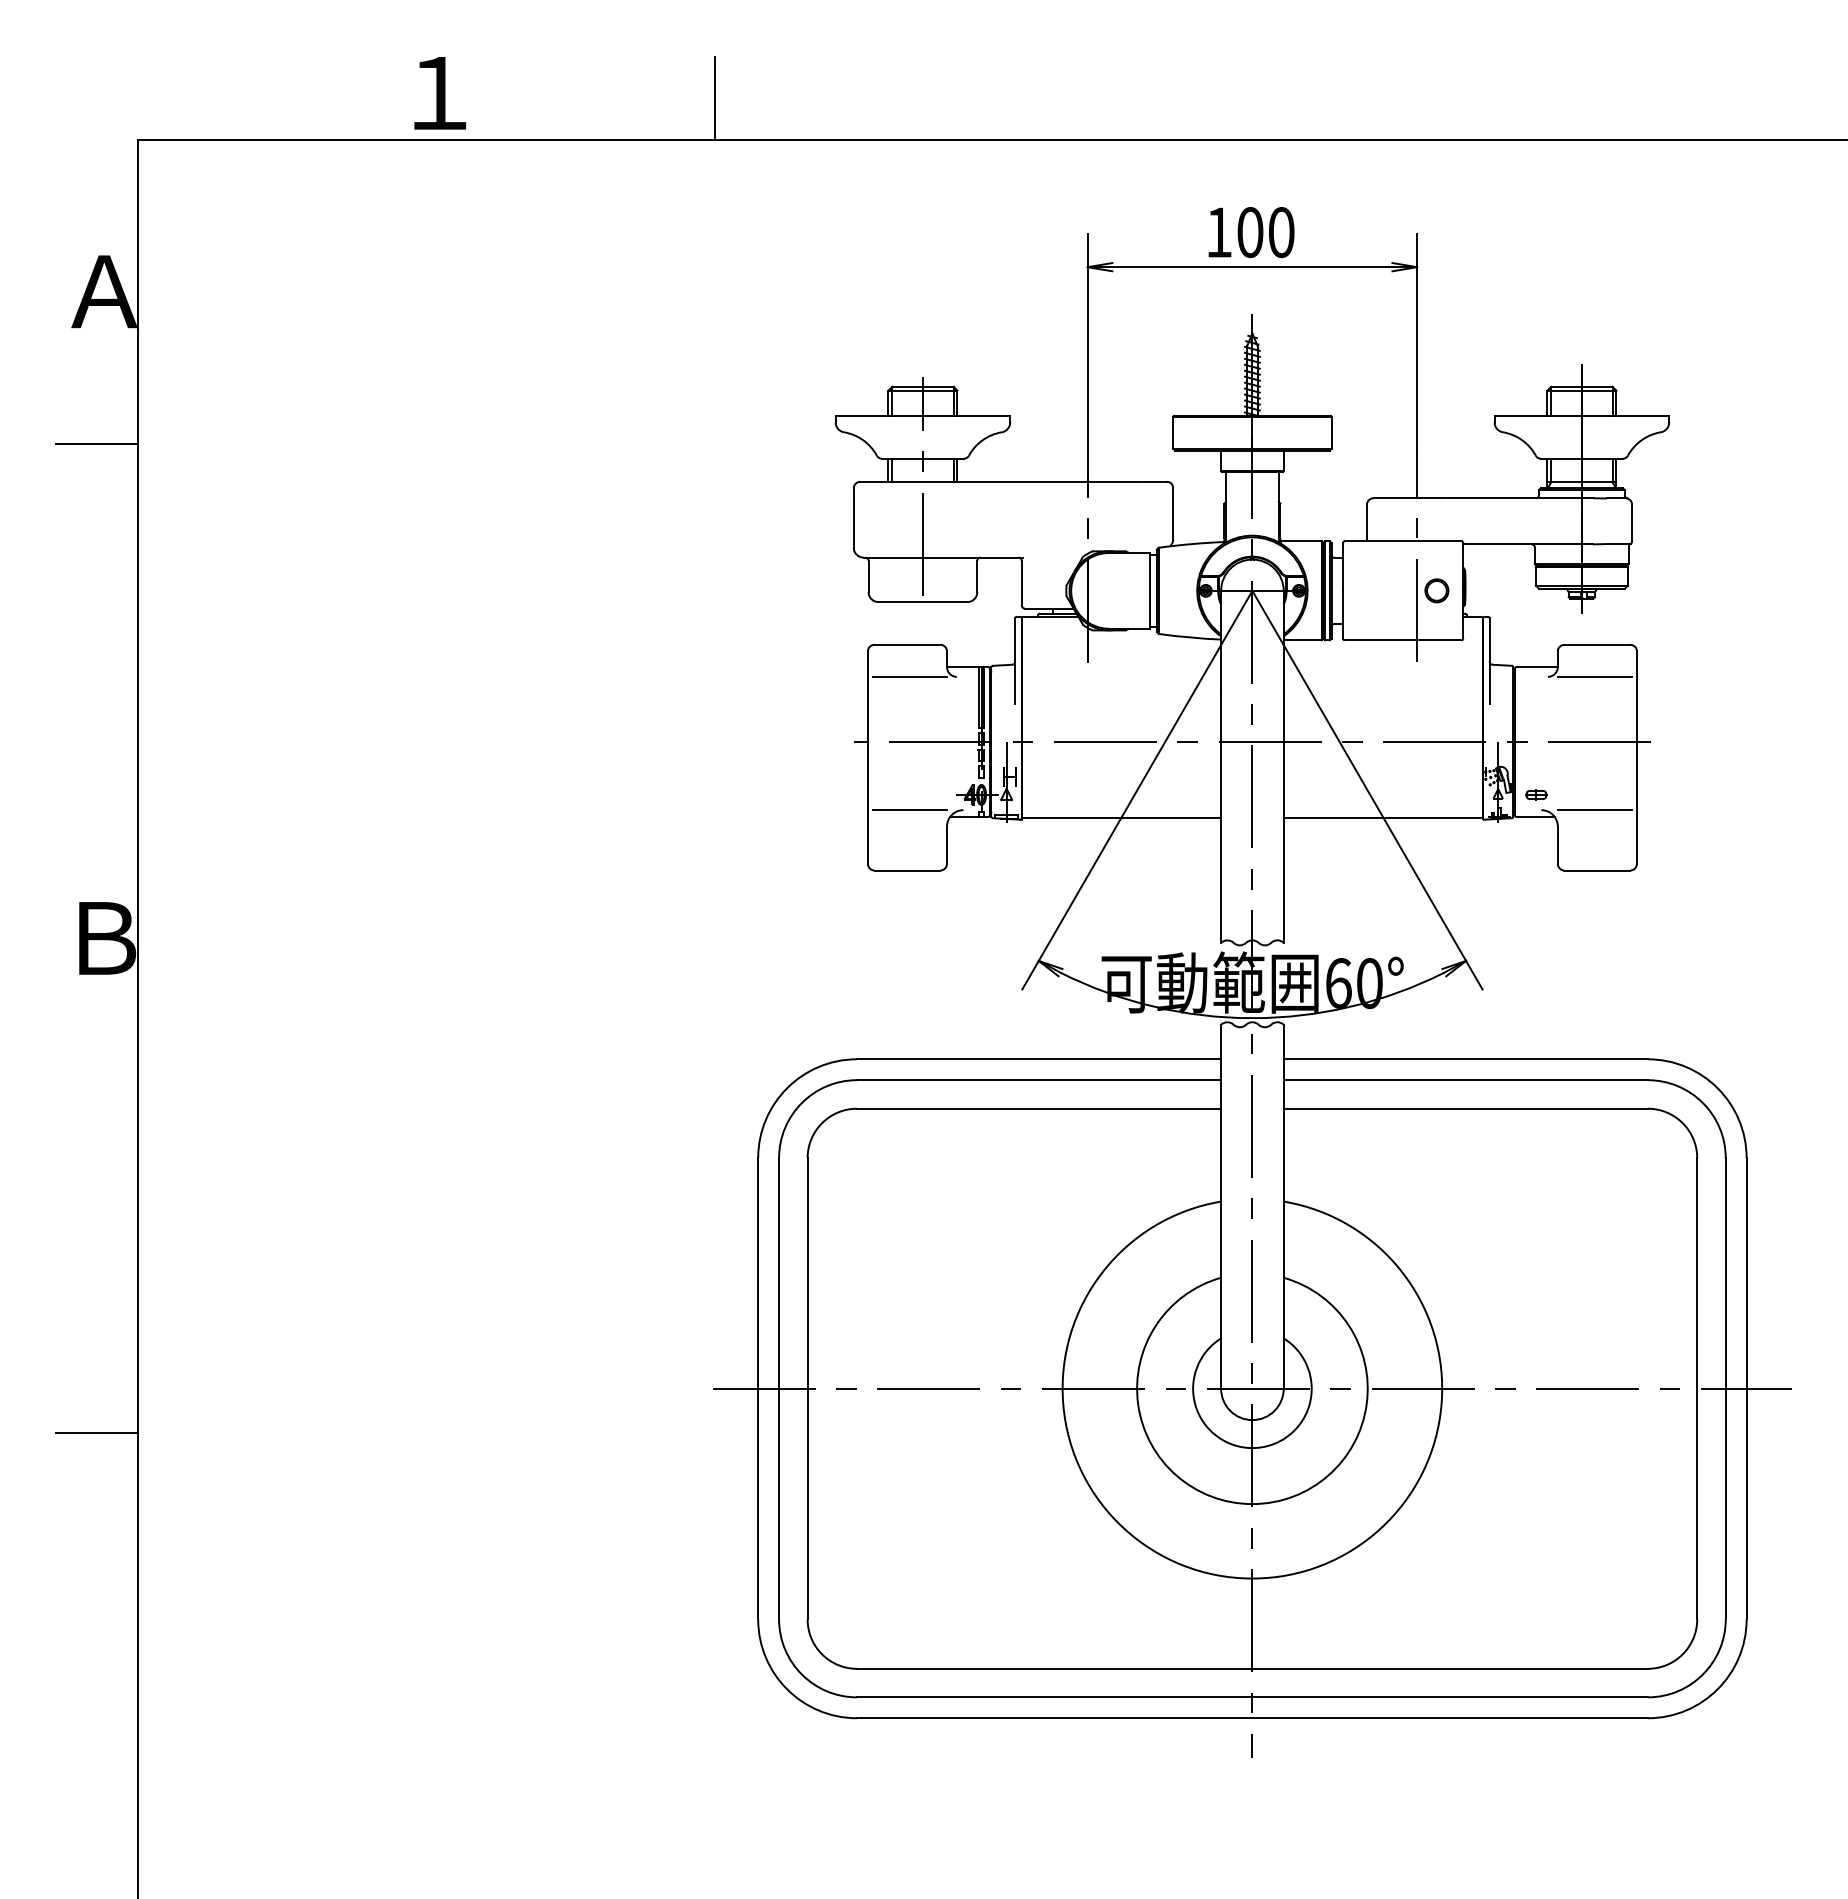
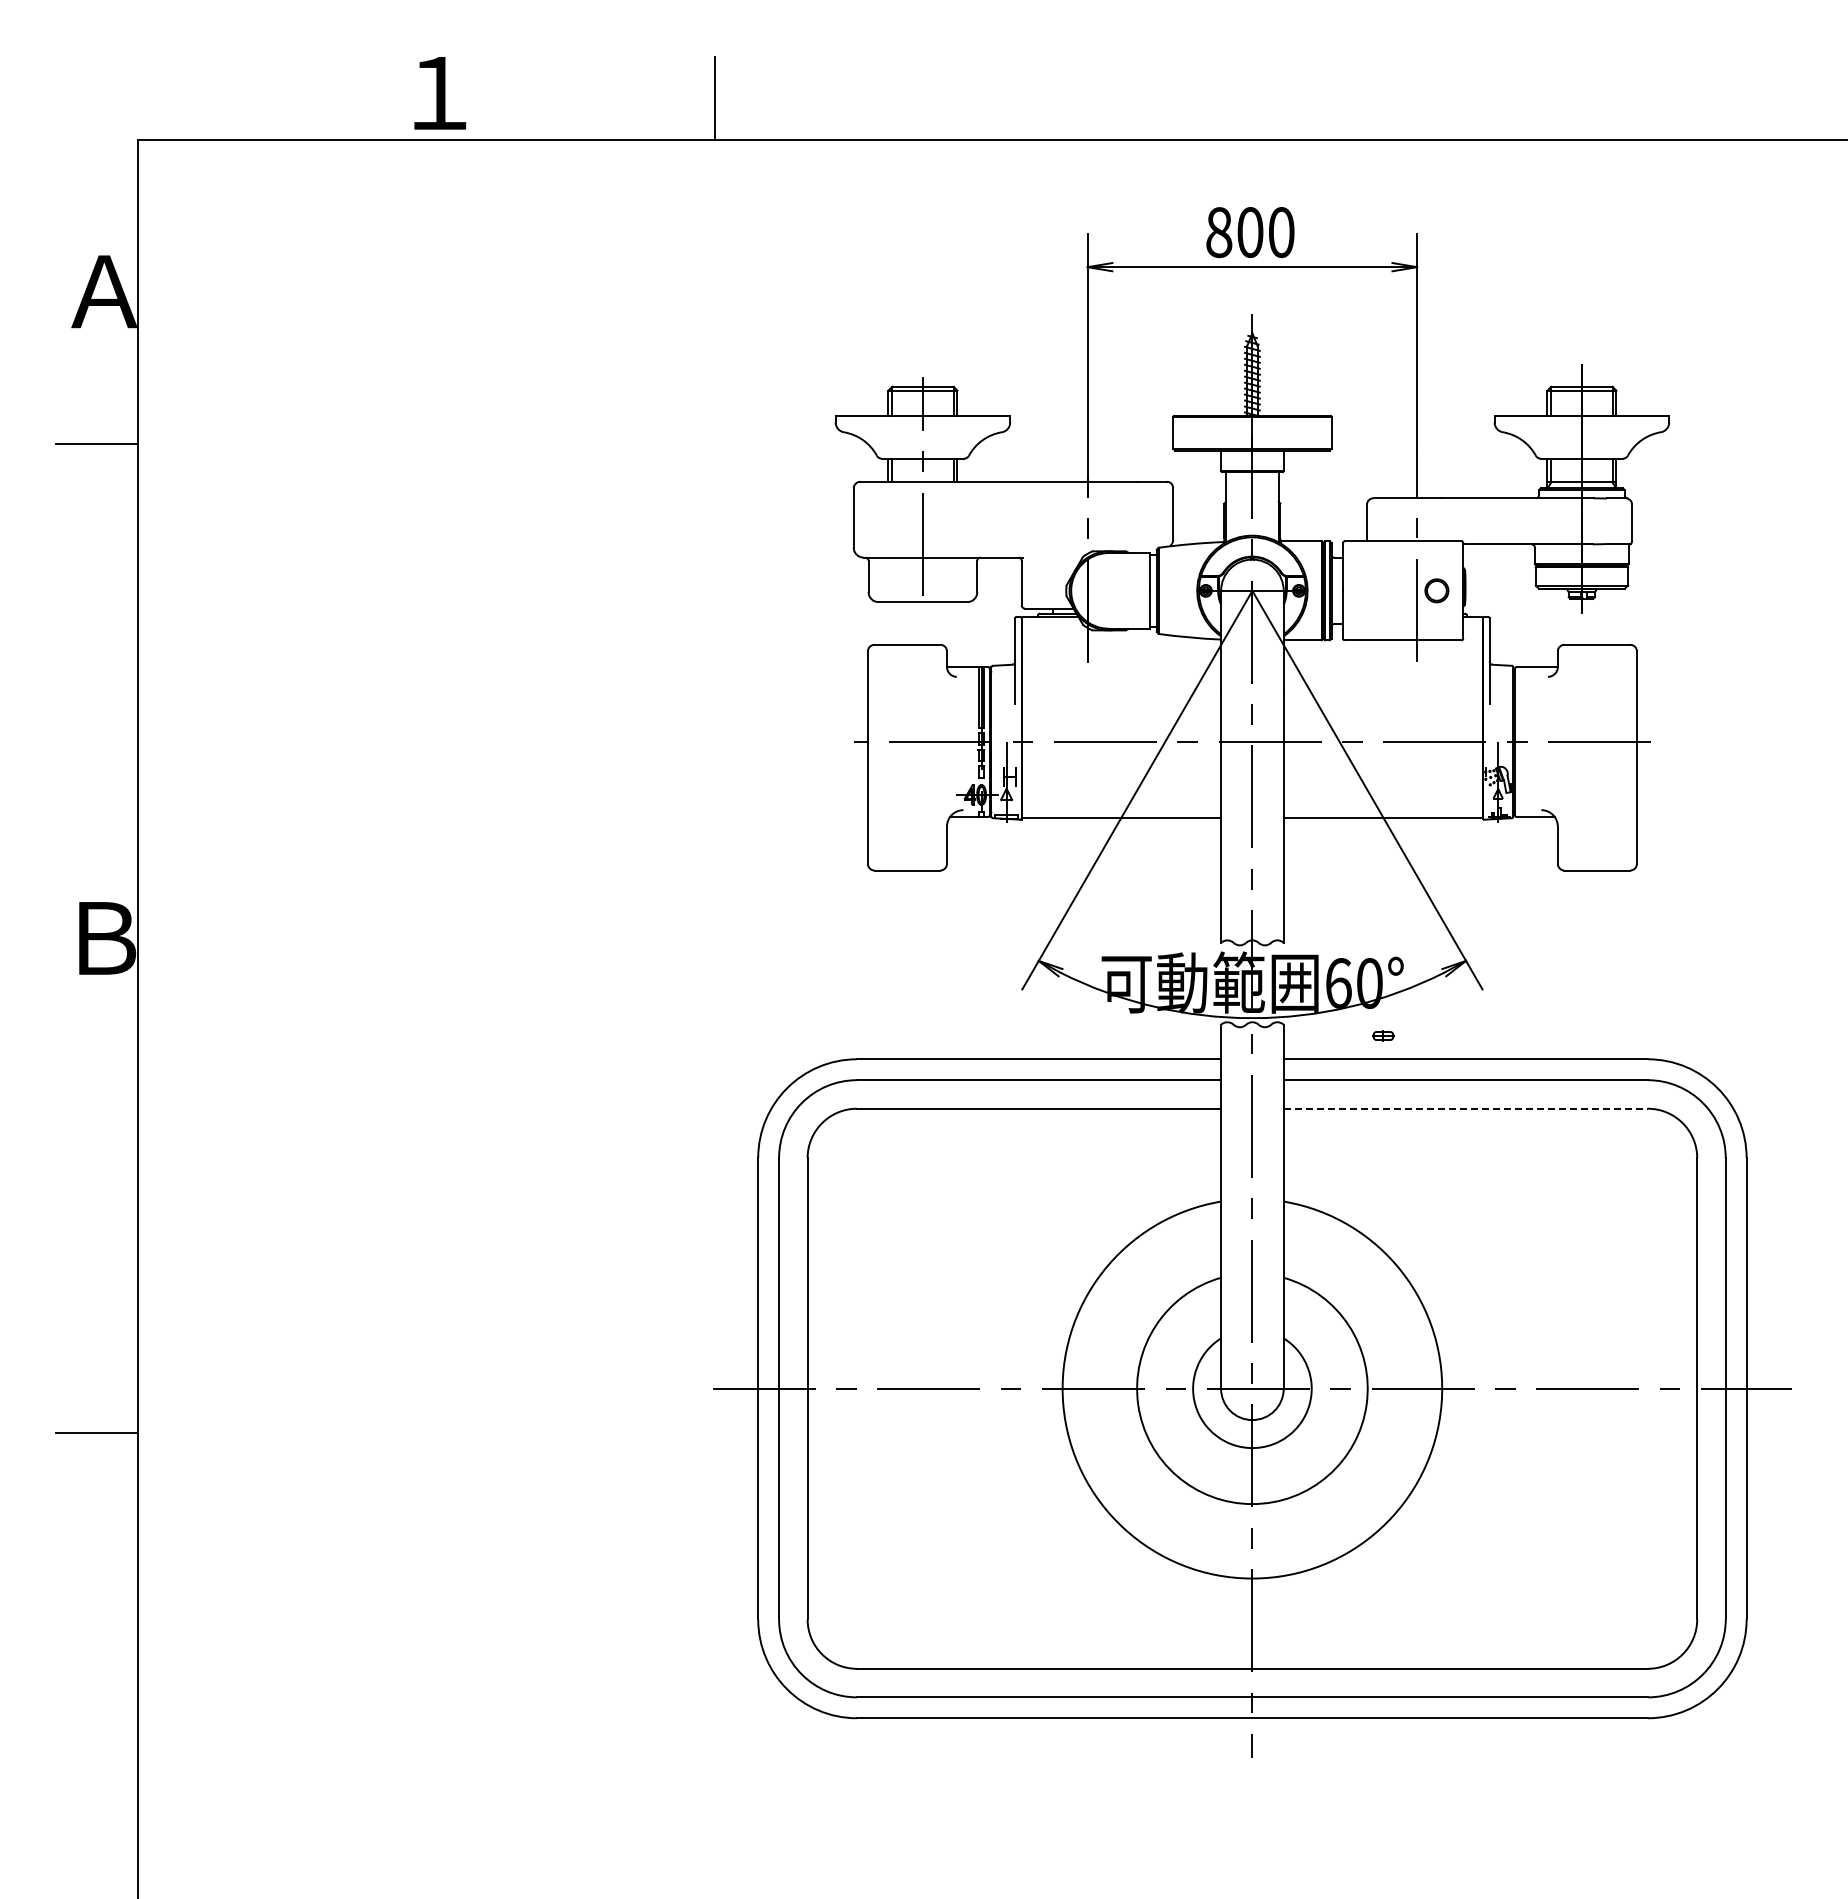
text: 100 -> 800 (1219, 232)
line: present -> none (909, 676)
line: present -> none (1594, 676)
part position: (1536, 794) -> (1383, 1035) (1383, 1035)
line: present -> none (909, 810)
line: present -> none (1594, 810)
line: solid -> dashed (1466, 1108)
